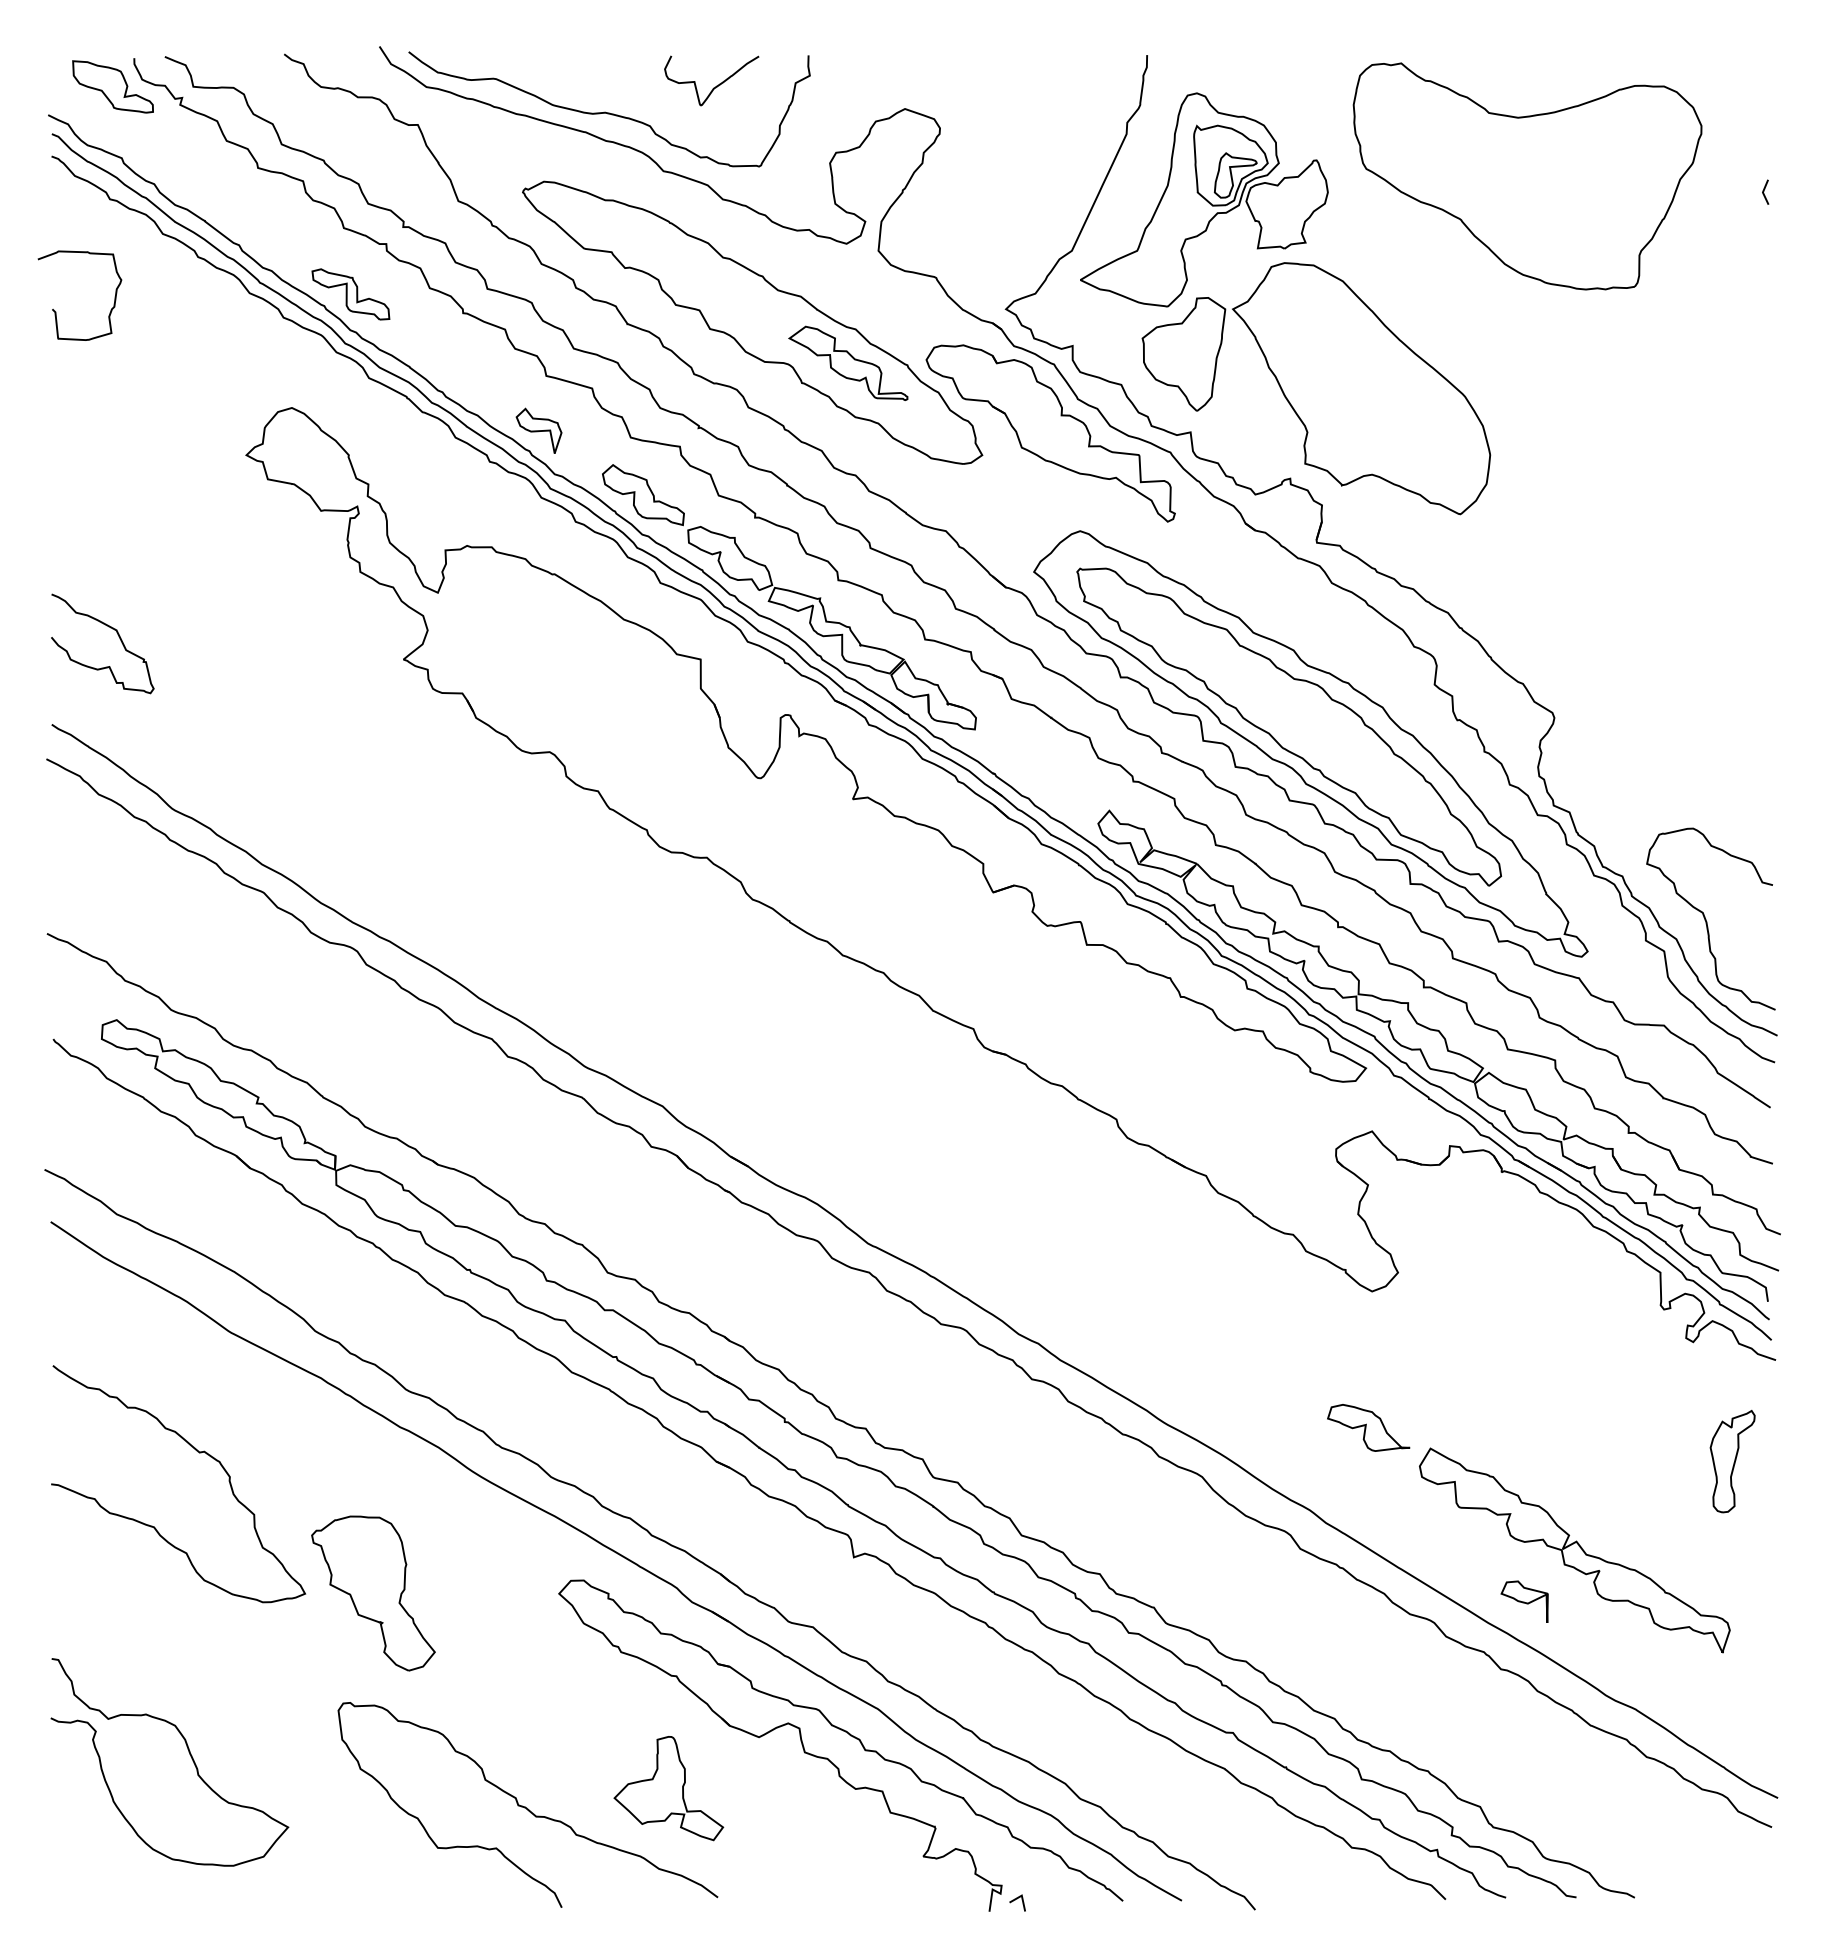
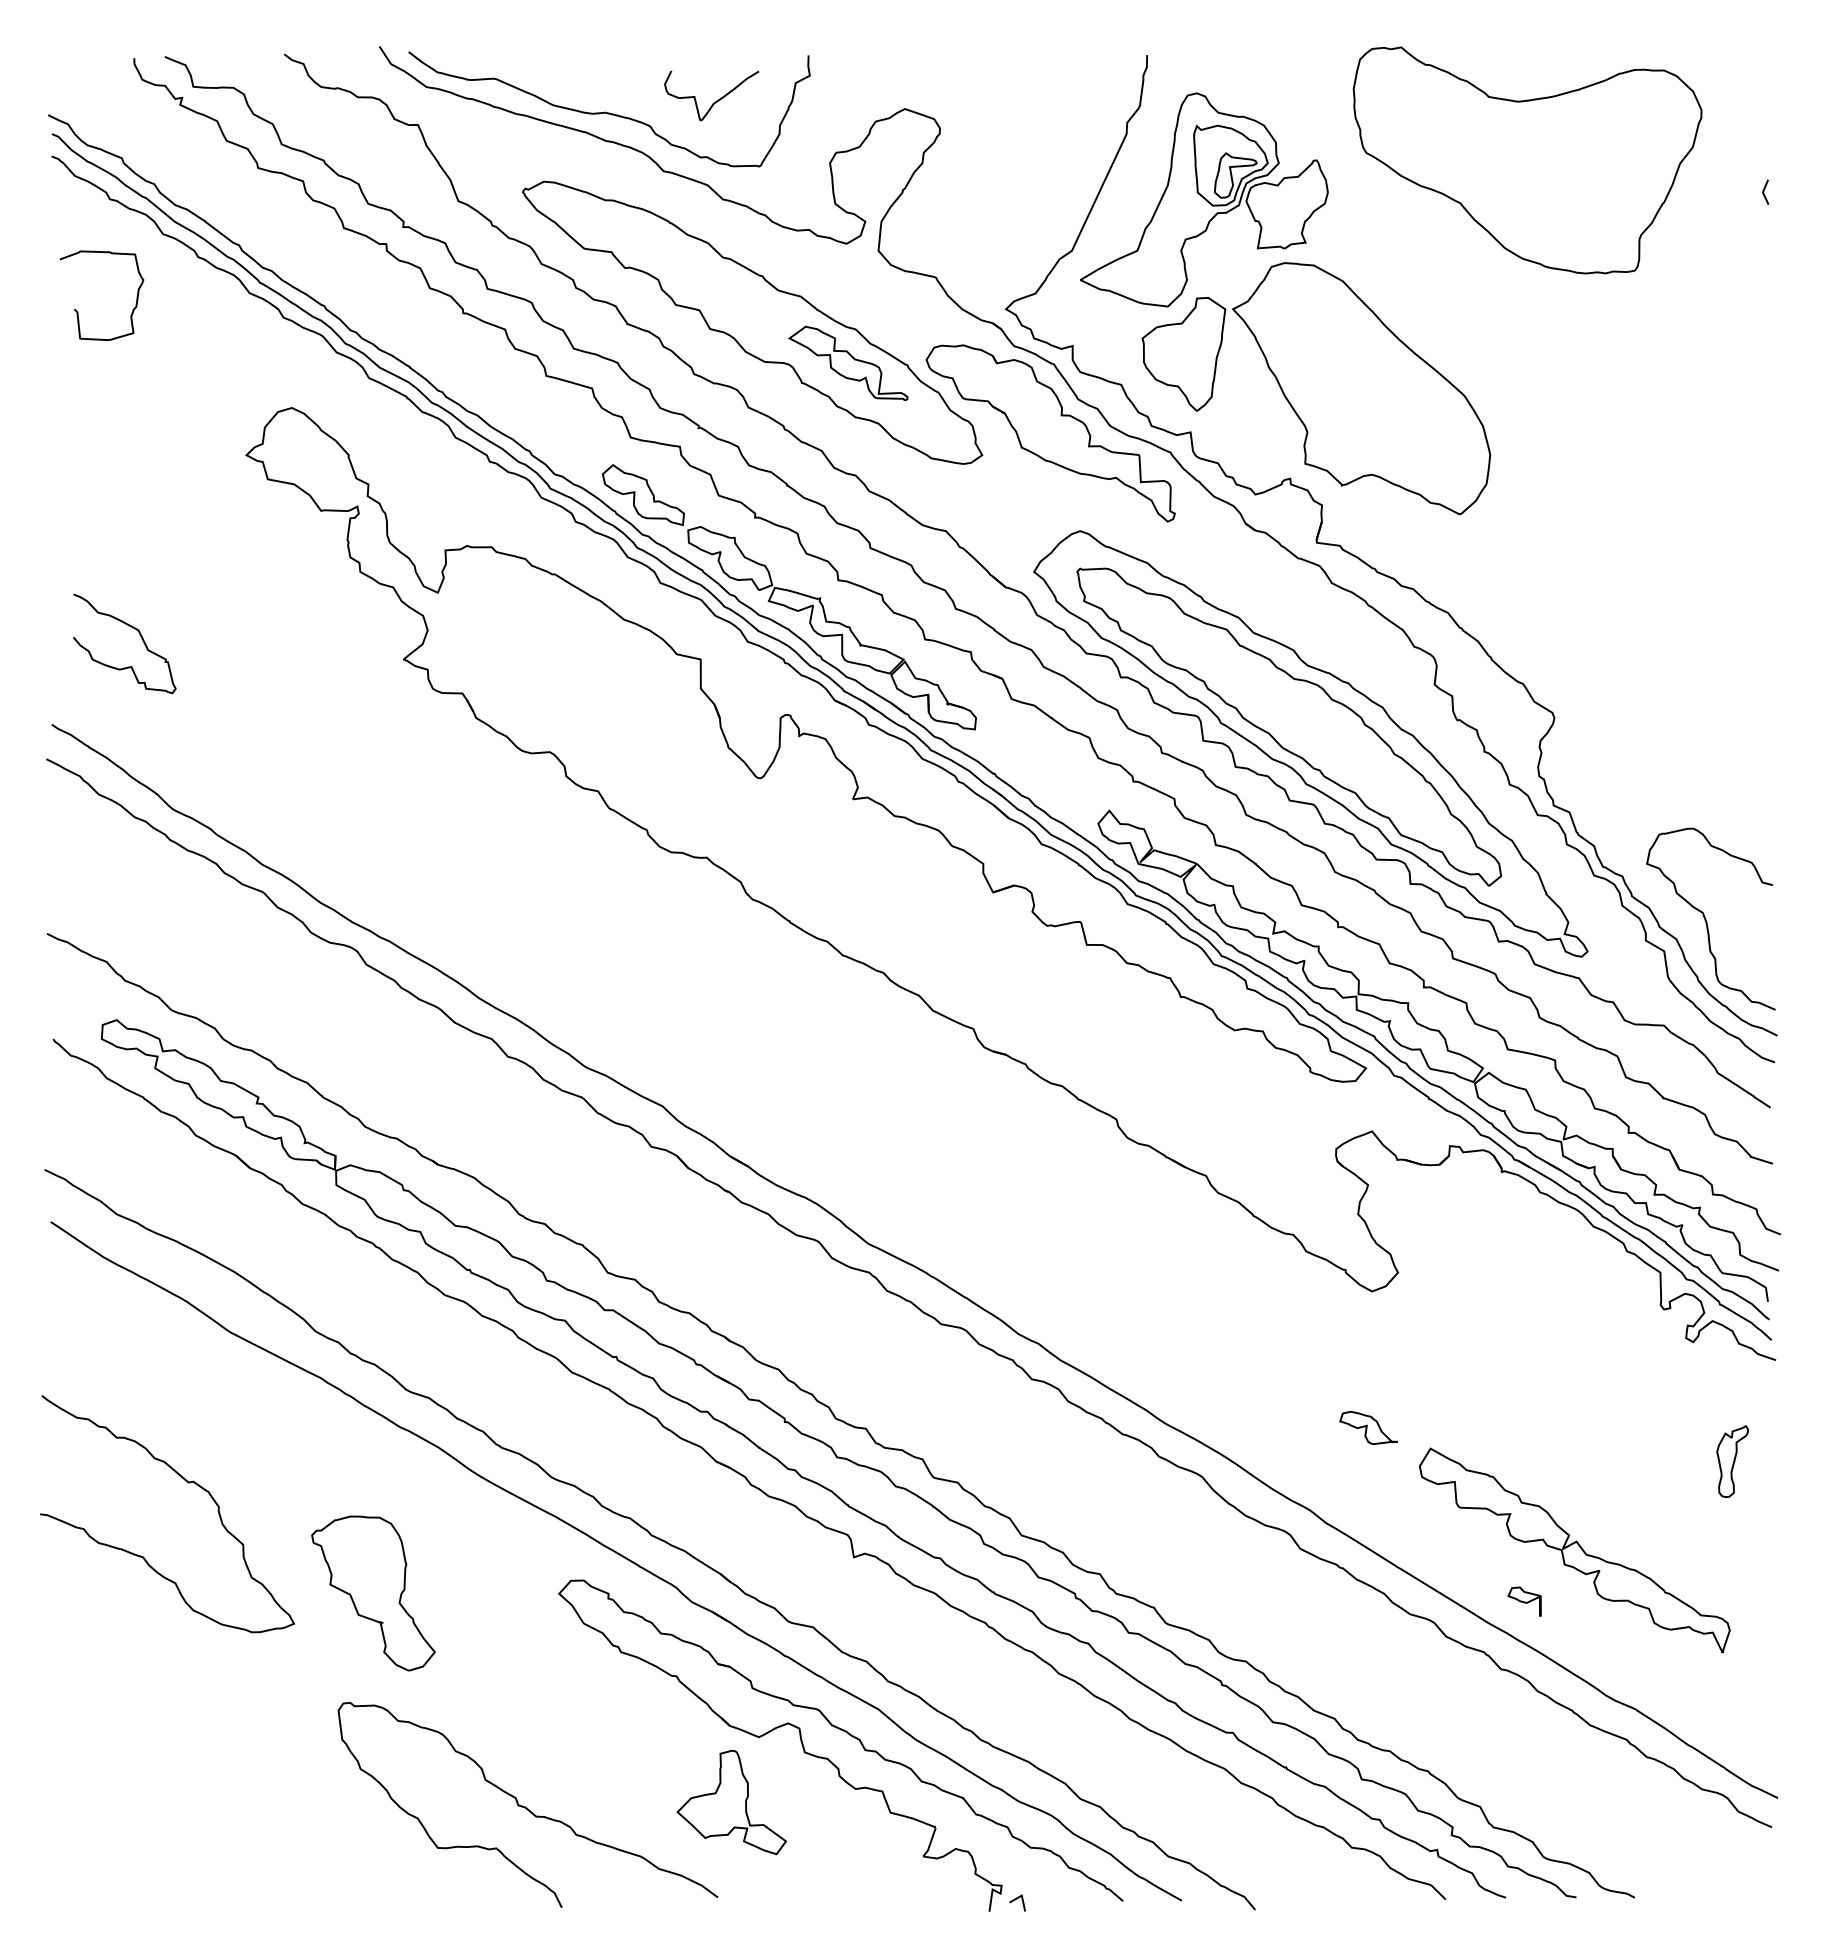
curve position: (716, 85) -> (716, 100) (716, 100)
part: present -> none (112, 86)
part position: (1527, 176) -> (1527, 160) (1527, 160)
part: present -> none (350, 294)
curve position: (55, 310) -> (77, 310) (77, 310)
part: present -> none (538, 430)
curve position: (110, 628) -> (132, 628) (132, 628)
part size: 84x48 px -> 59x35 px (1368, 1427)
curve position: (199, 1453) -> (188, 1483) (188, 1483)
part size: 47x105 px -> 33x73 px (1732, 1461)
part size: 49x43 px -> 35x31 px (1524, 1601)
curve: present -> none (188, 1752)
part position: (668, 1788) -> (731, 1802) (731, 1802)
